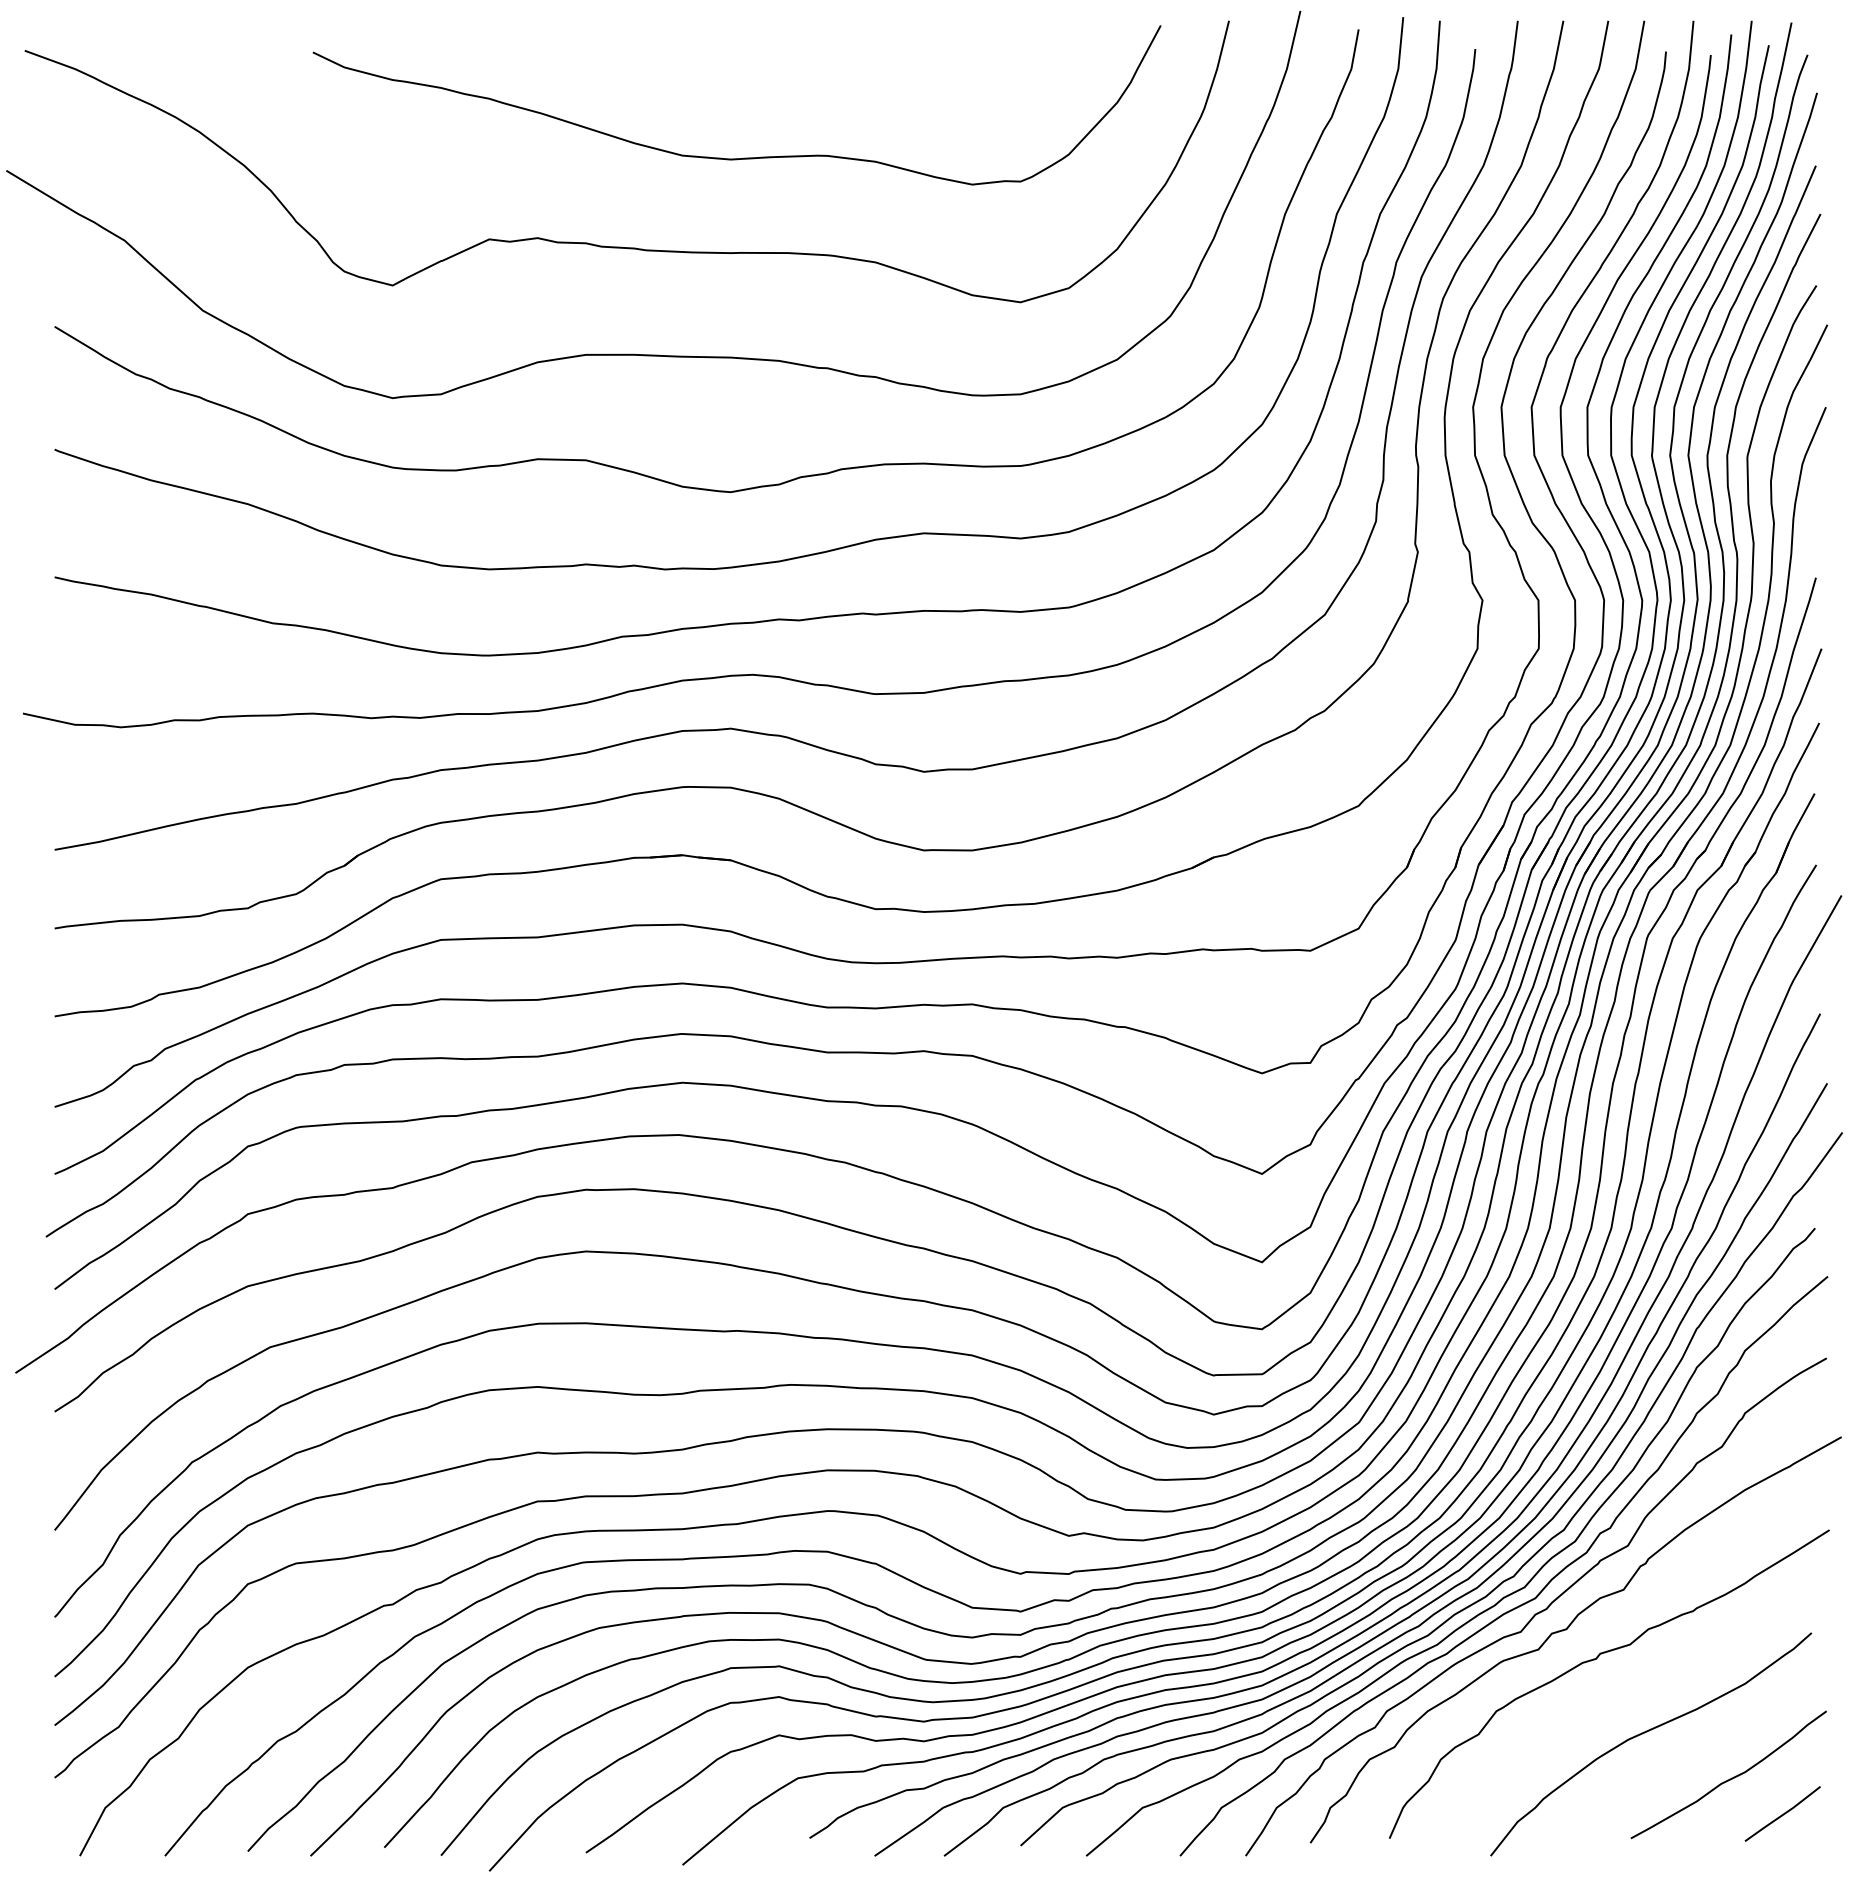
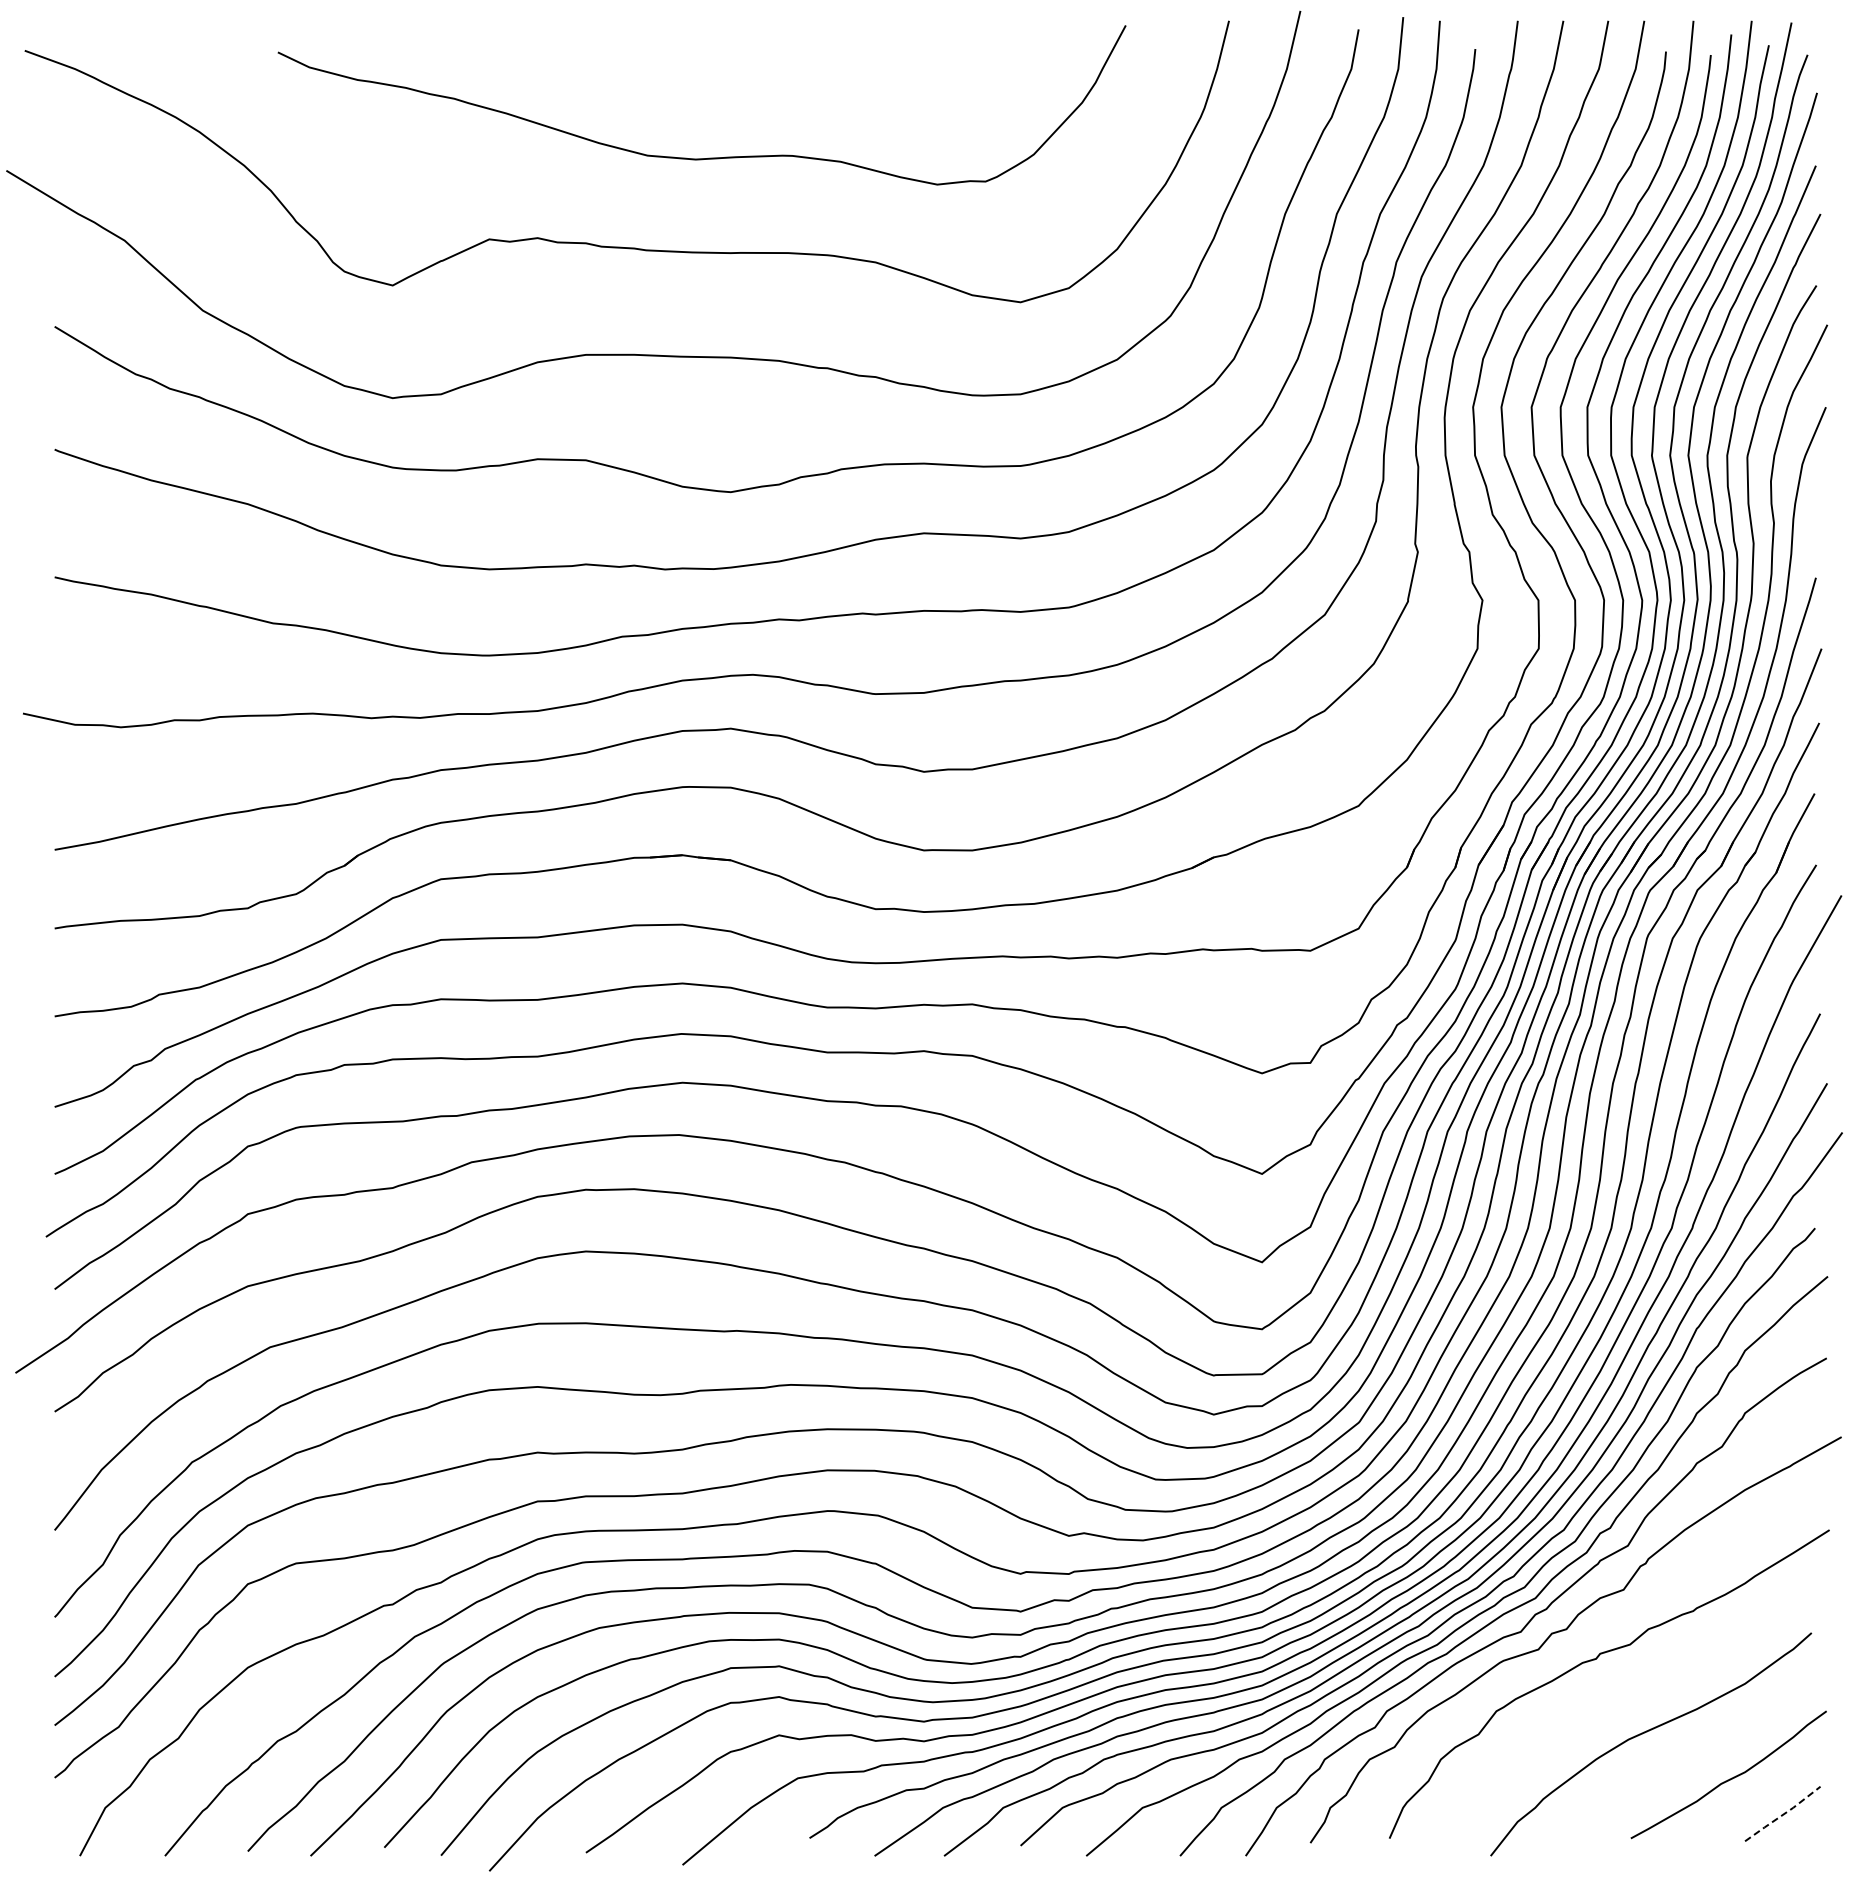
curve position: (743, 157) -> (708, 157) (708, 157)
line: solid -> dashed (1783, 1814)
